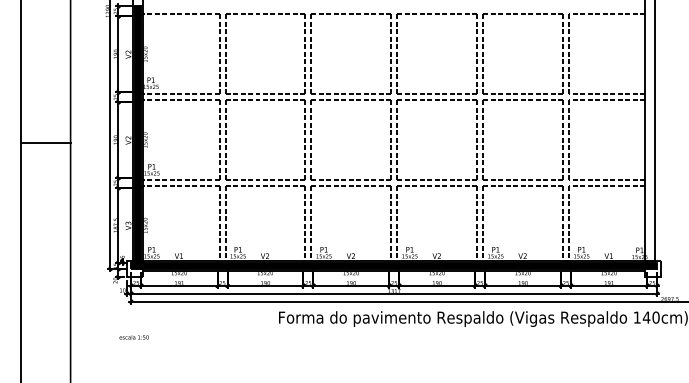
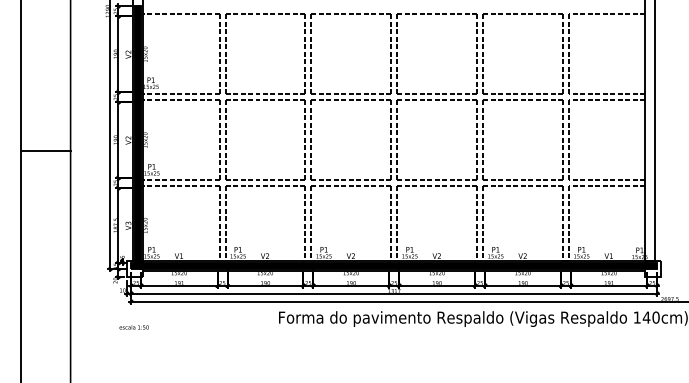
line position: (45, 142) -> (45, 150) (45, 150)
text position: (133, 337) -> (133, 327) (133, 327)
